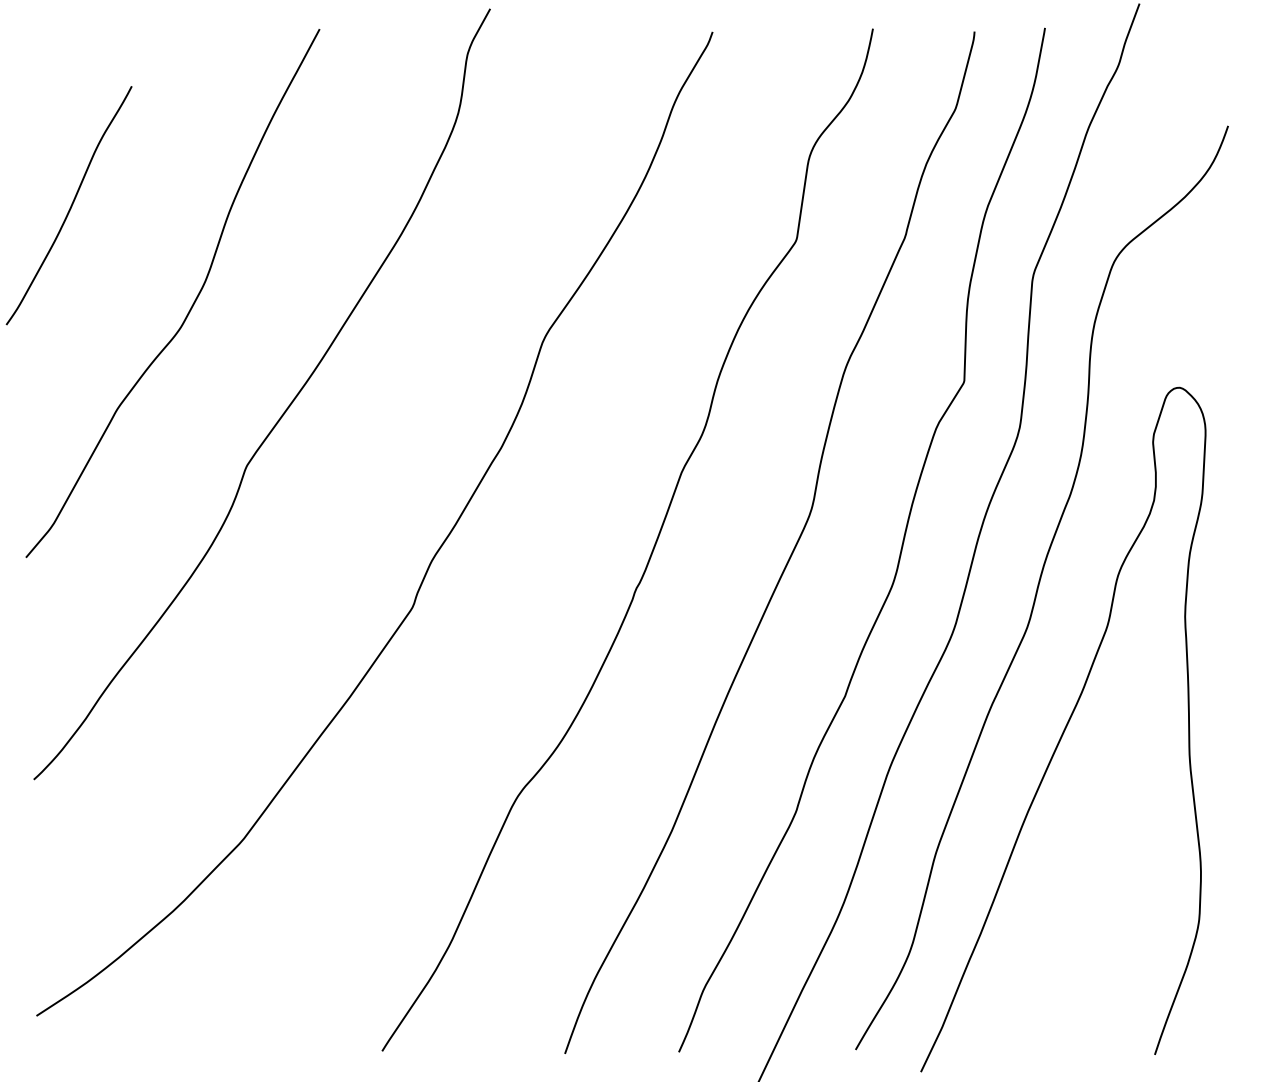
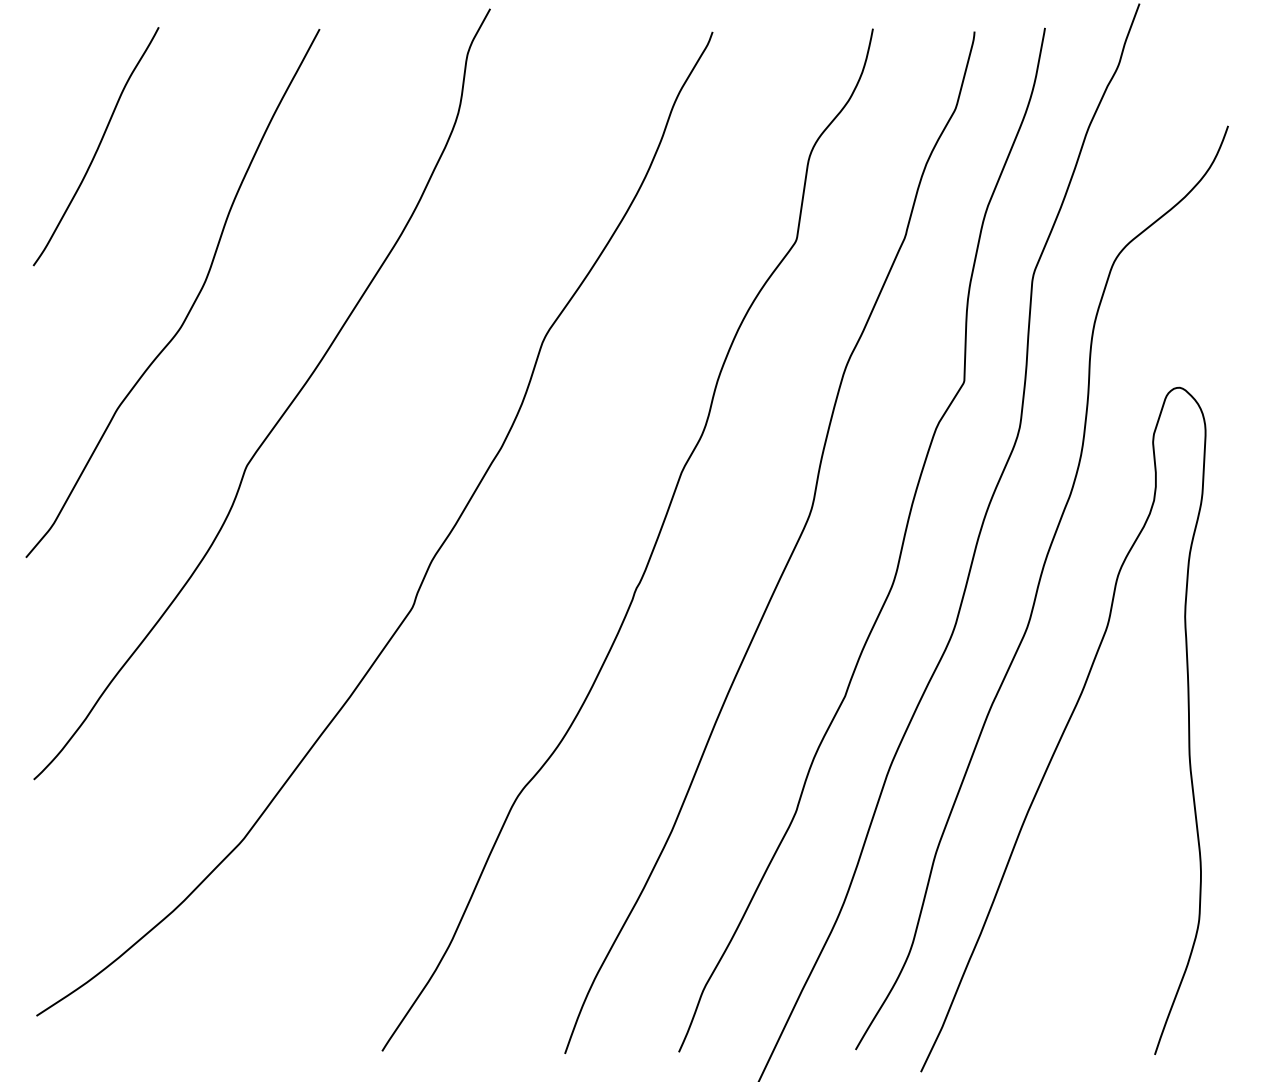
curve position: (70, 205) -> (97, 146) (97, 146)
